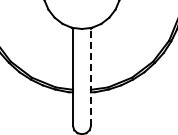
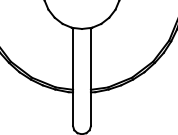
line: dashed -> solid (90, 77)
